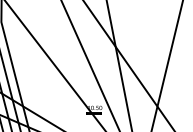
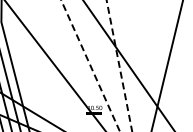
line: solid -> dashed (119, 65)
line: solid -> dashed (90, 66)
